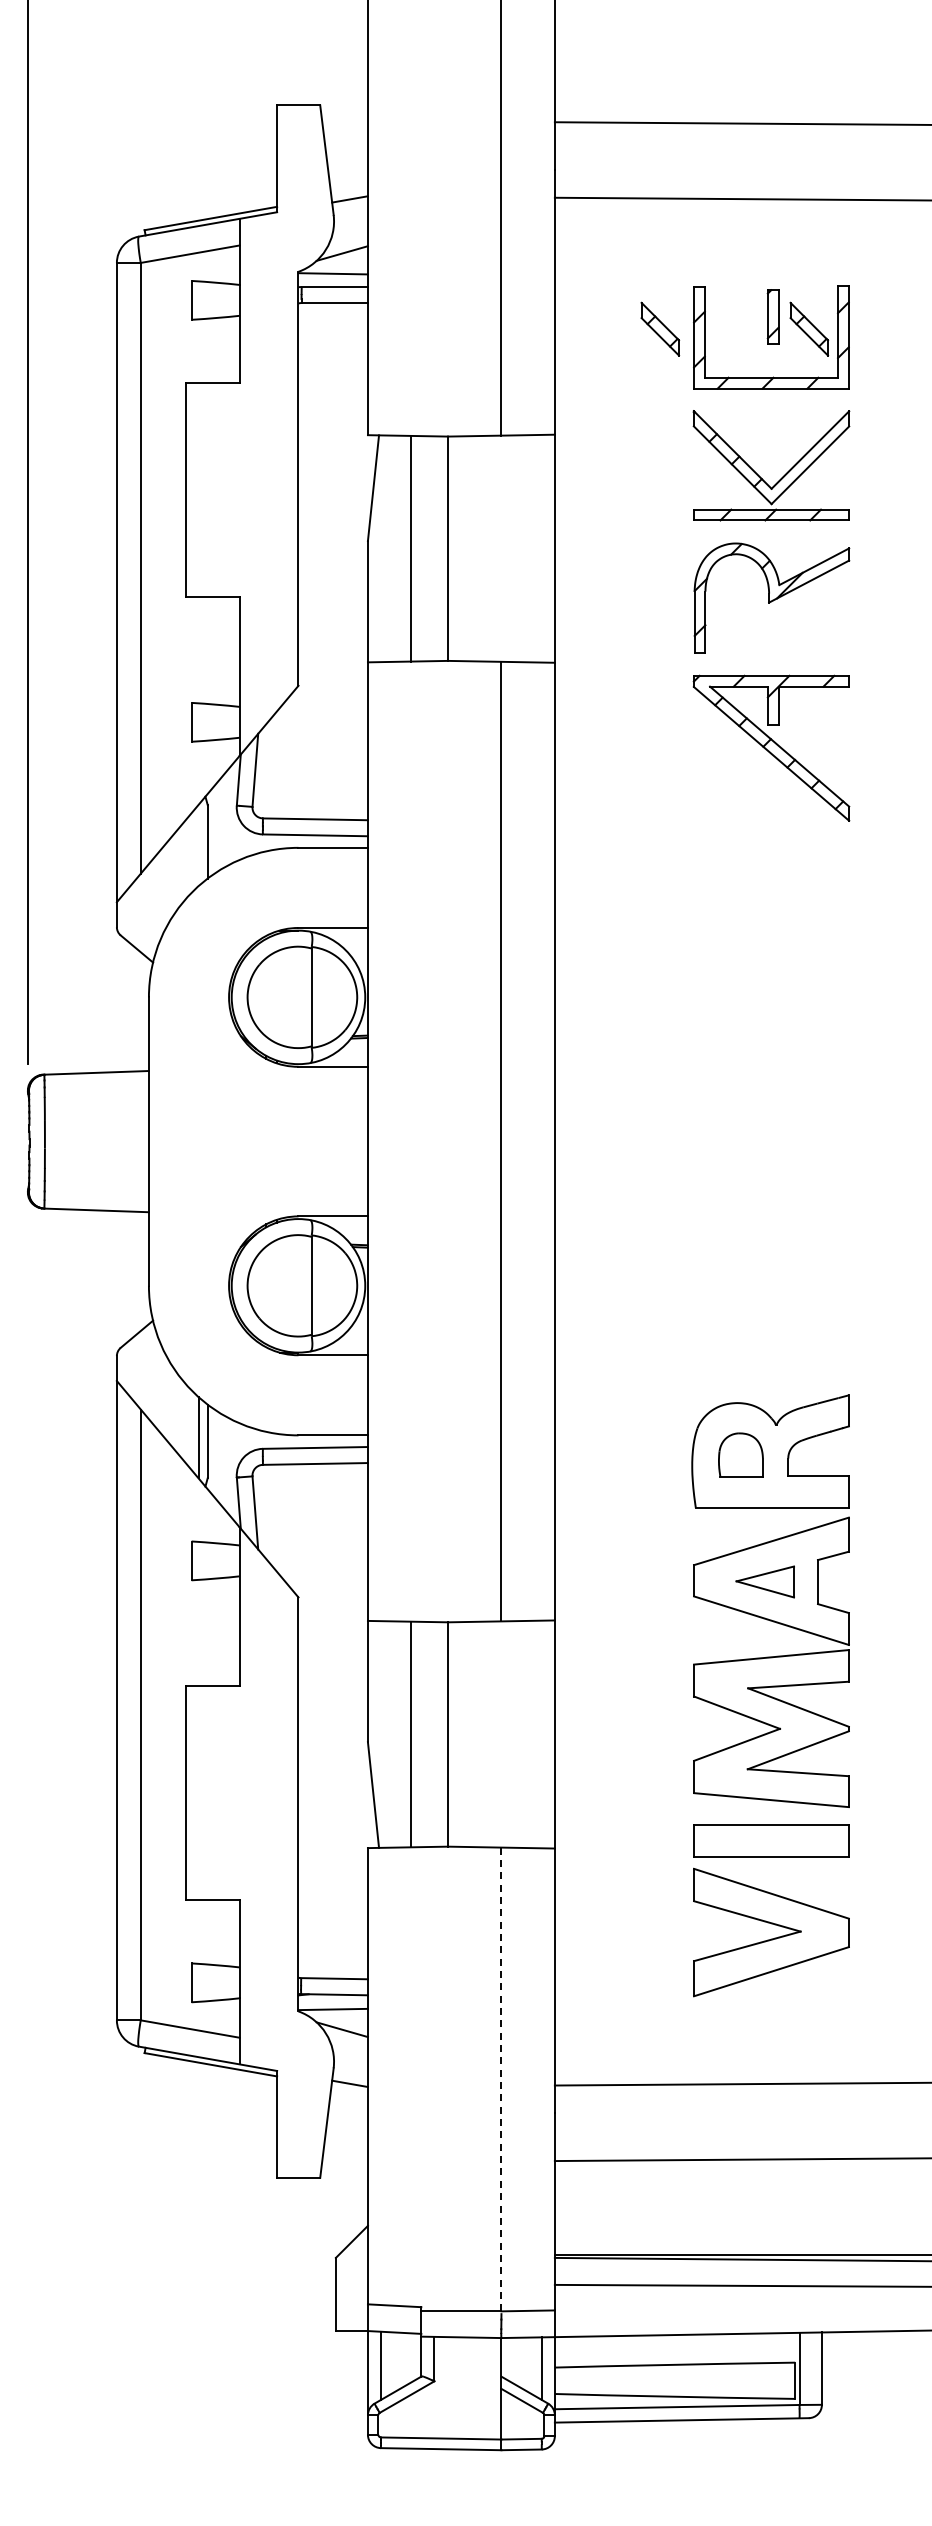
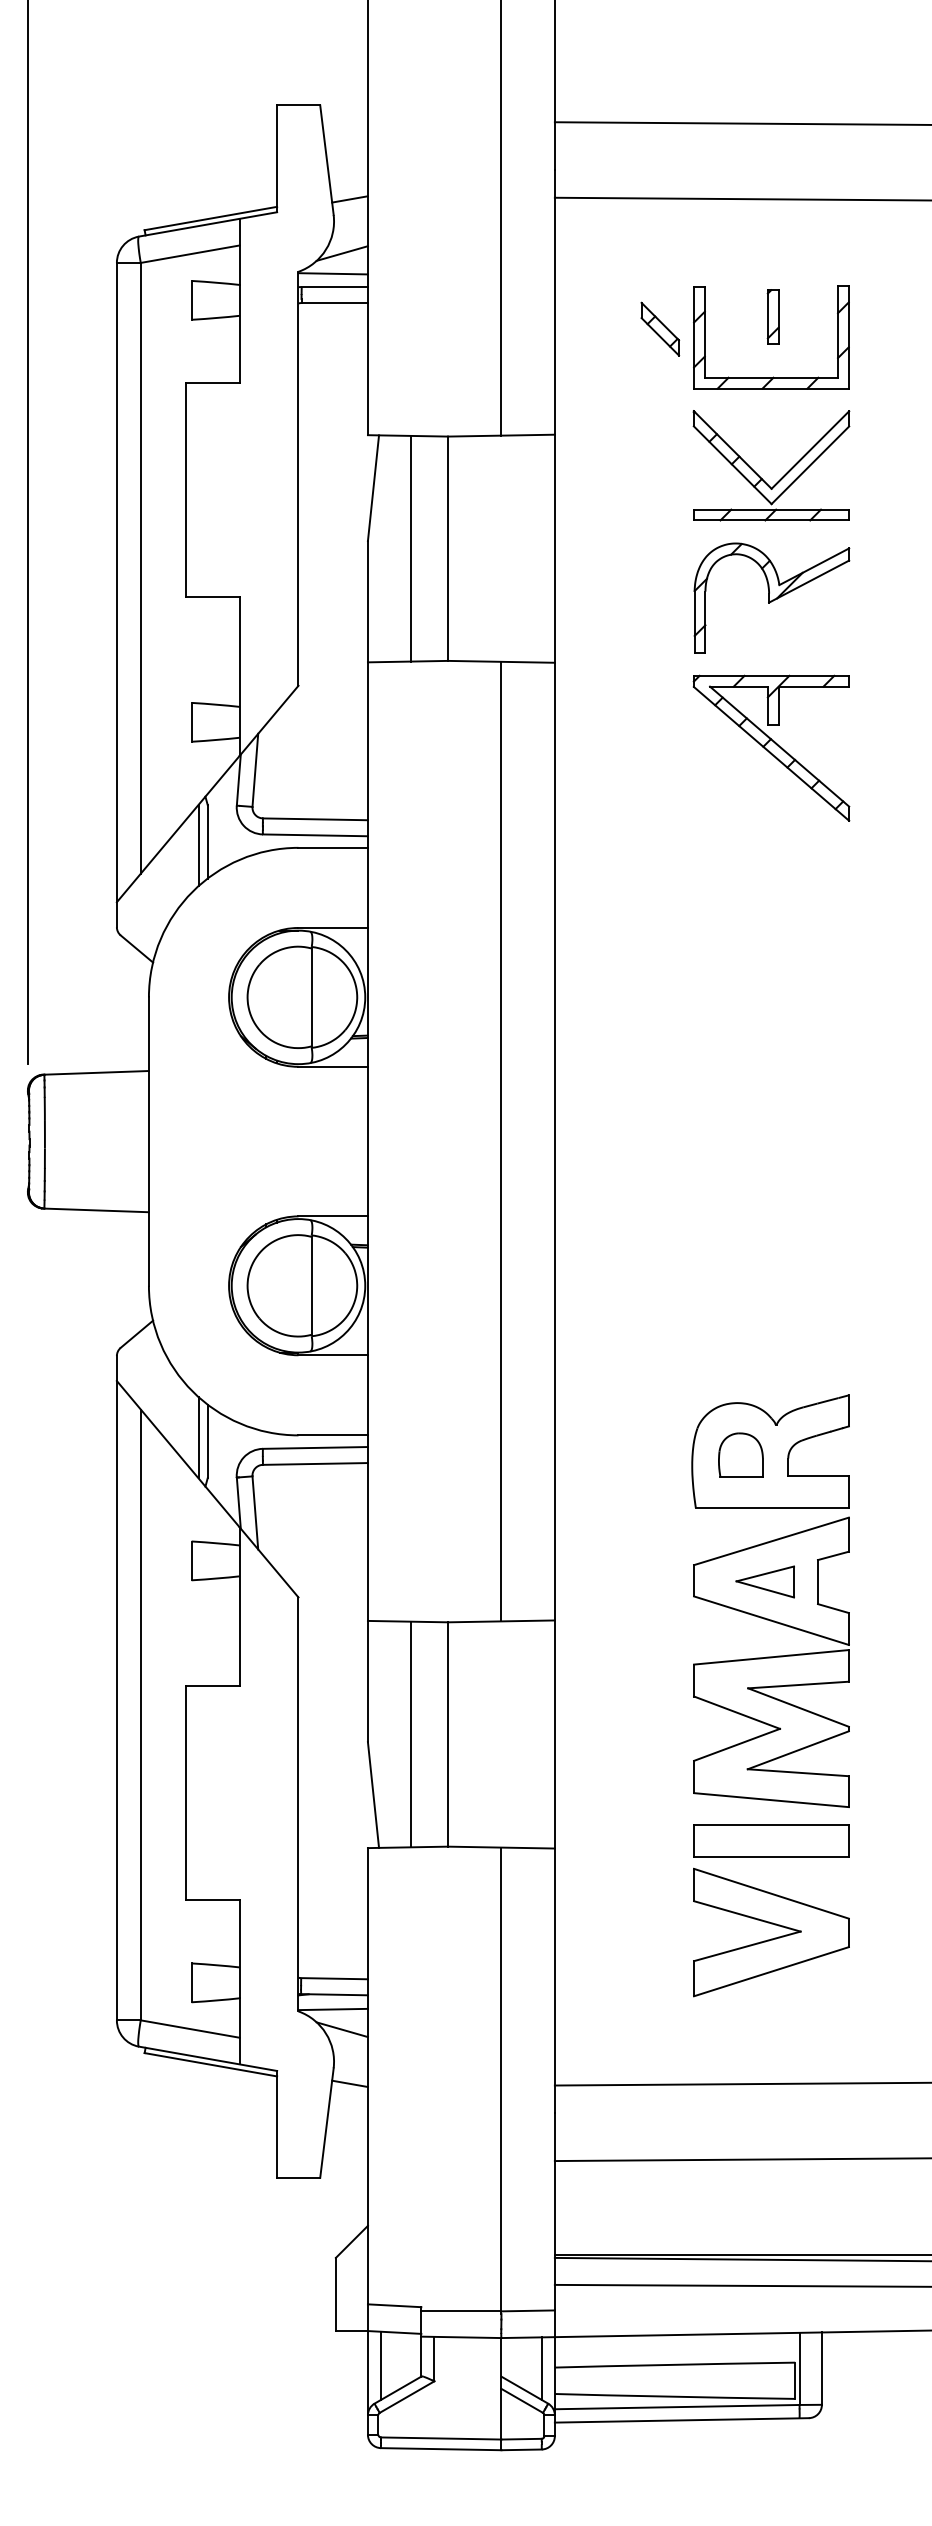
part: present -> none (809, 328)
line: none -> present (198, 845)
line: dashed -> solid (501, 2081)
